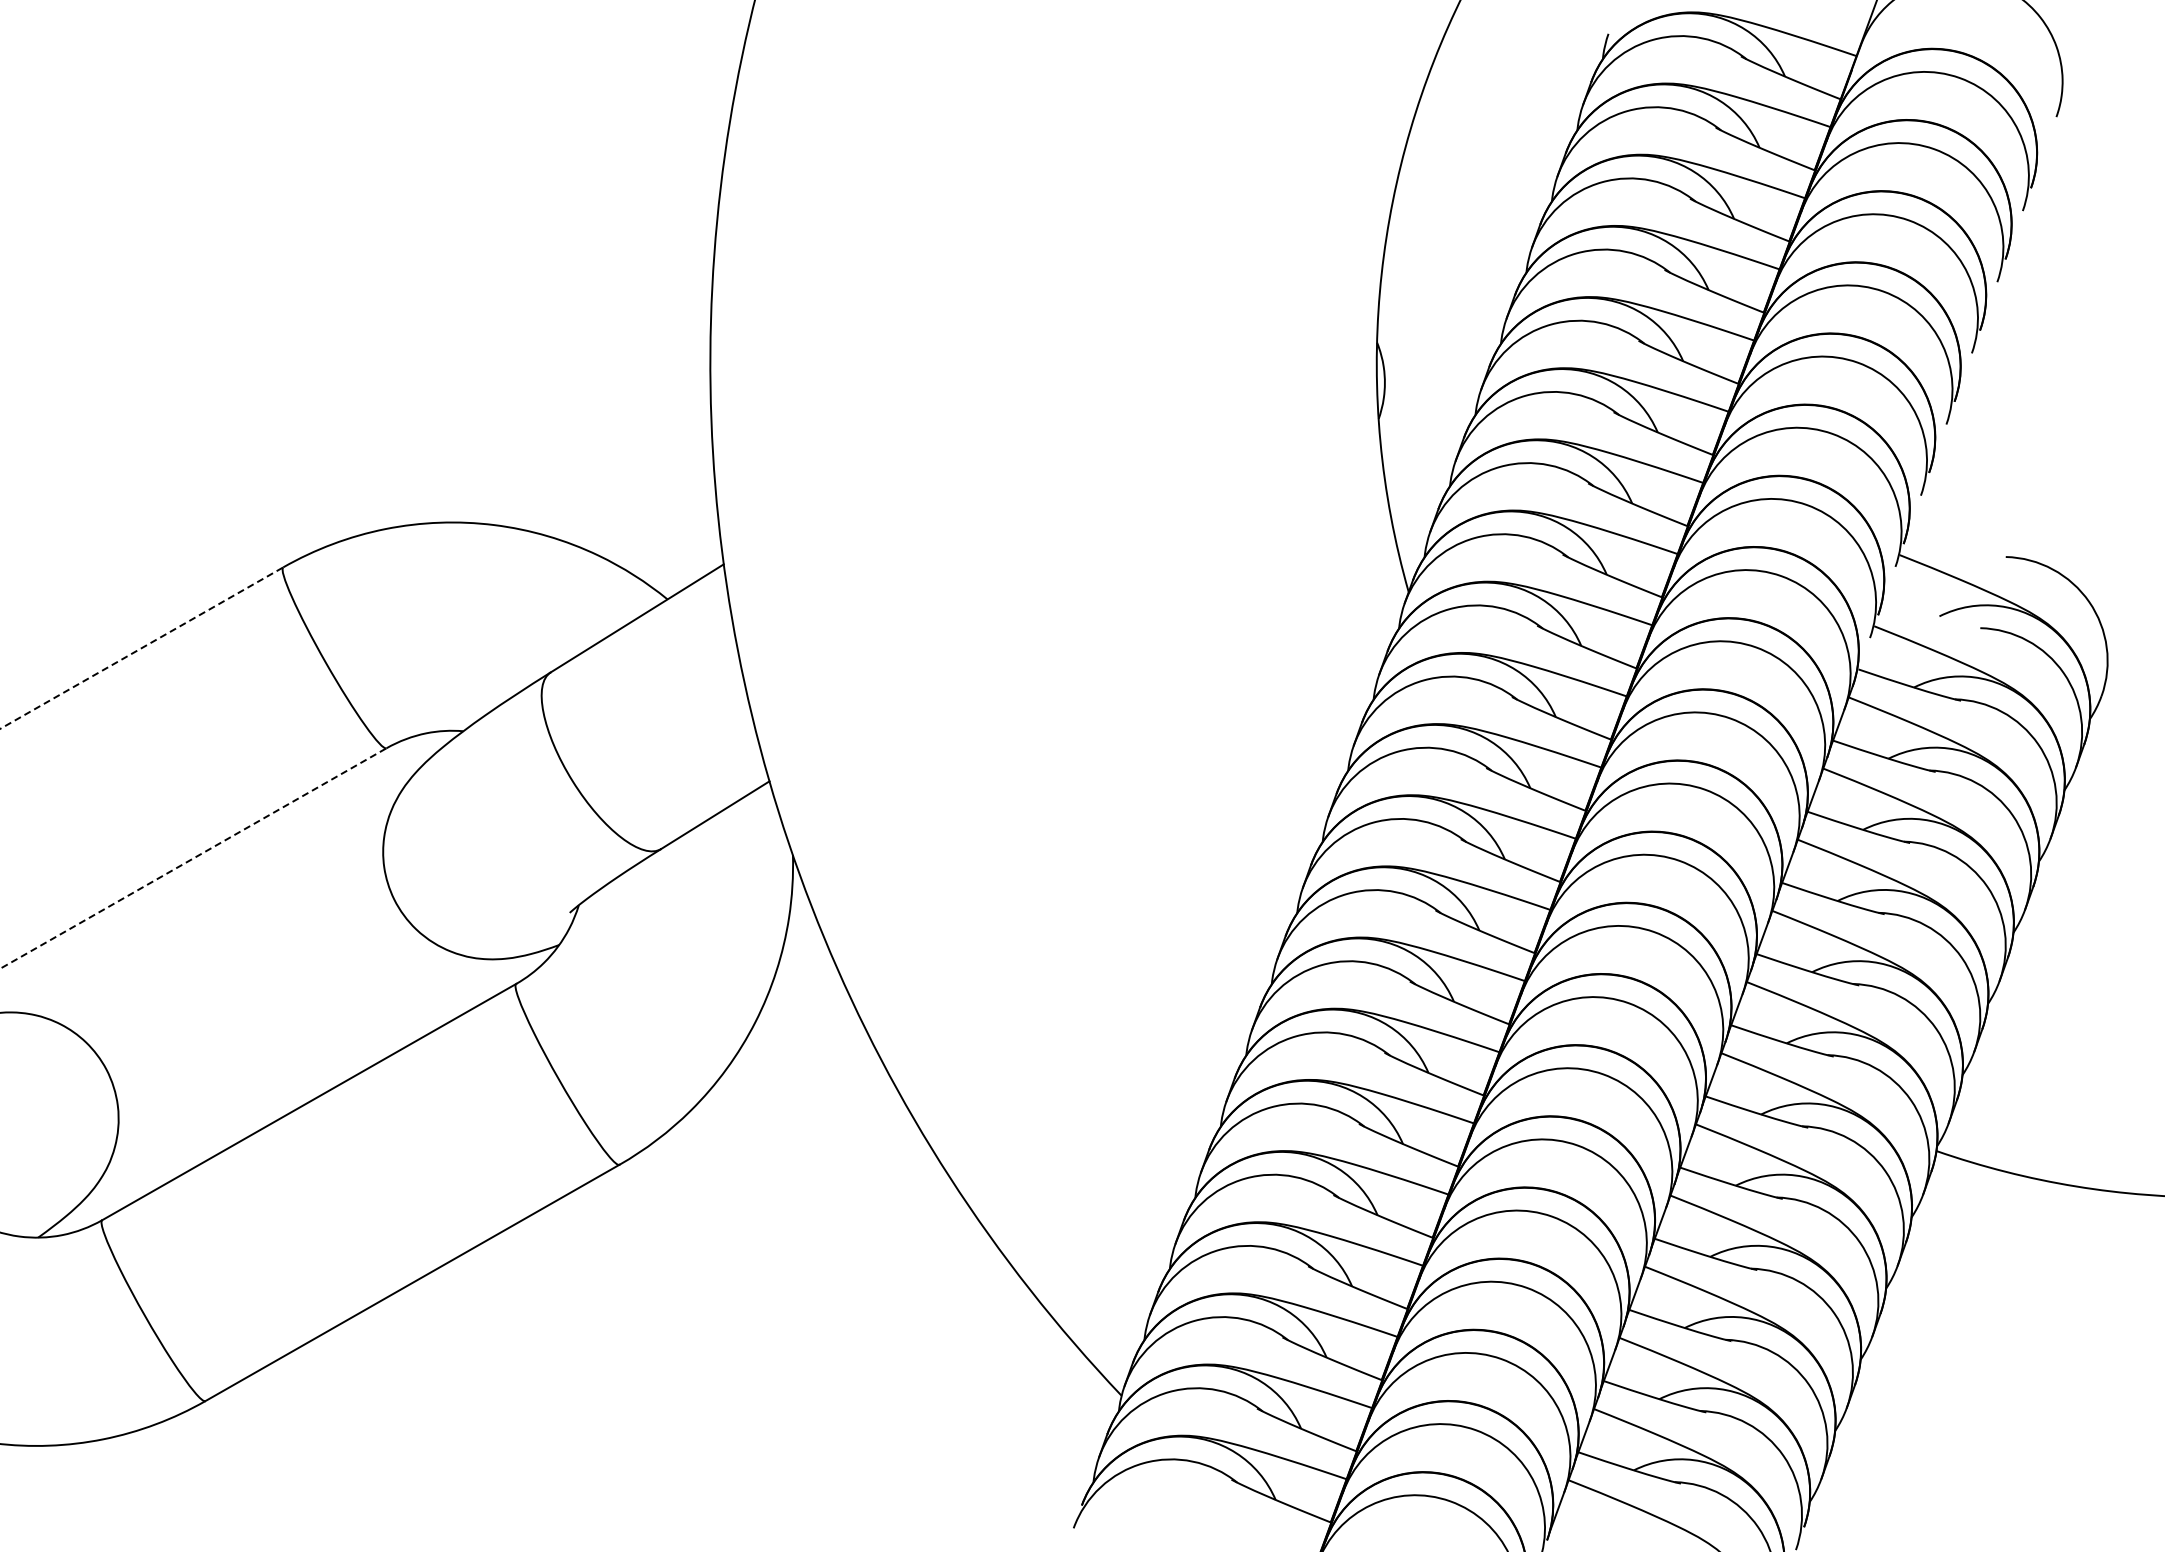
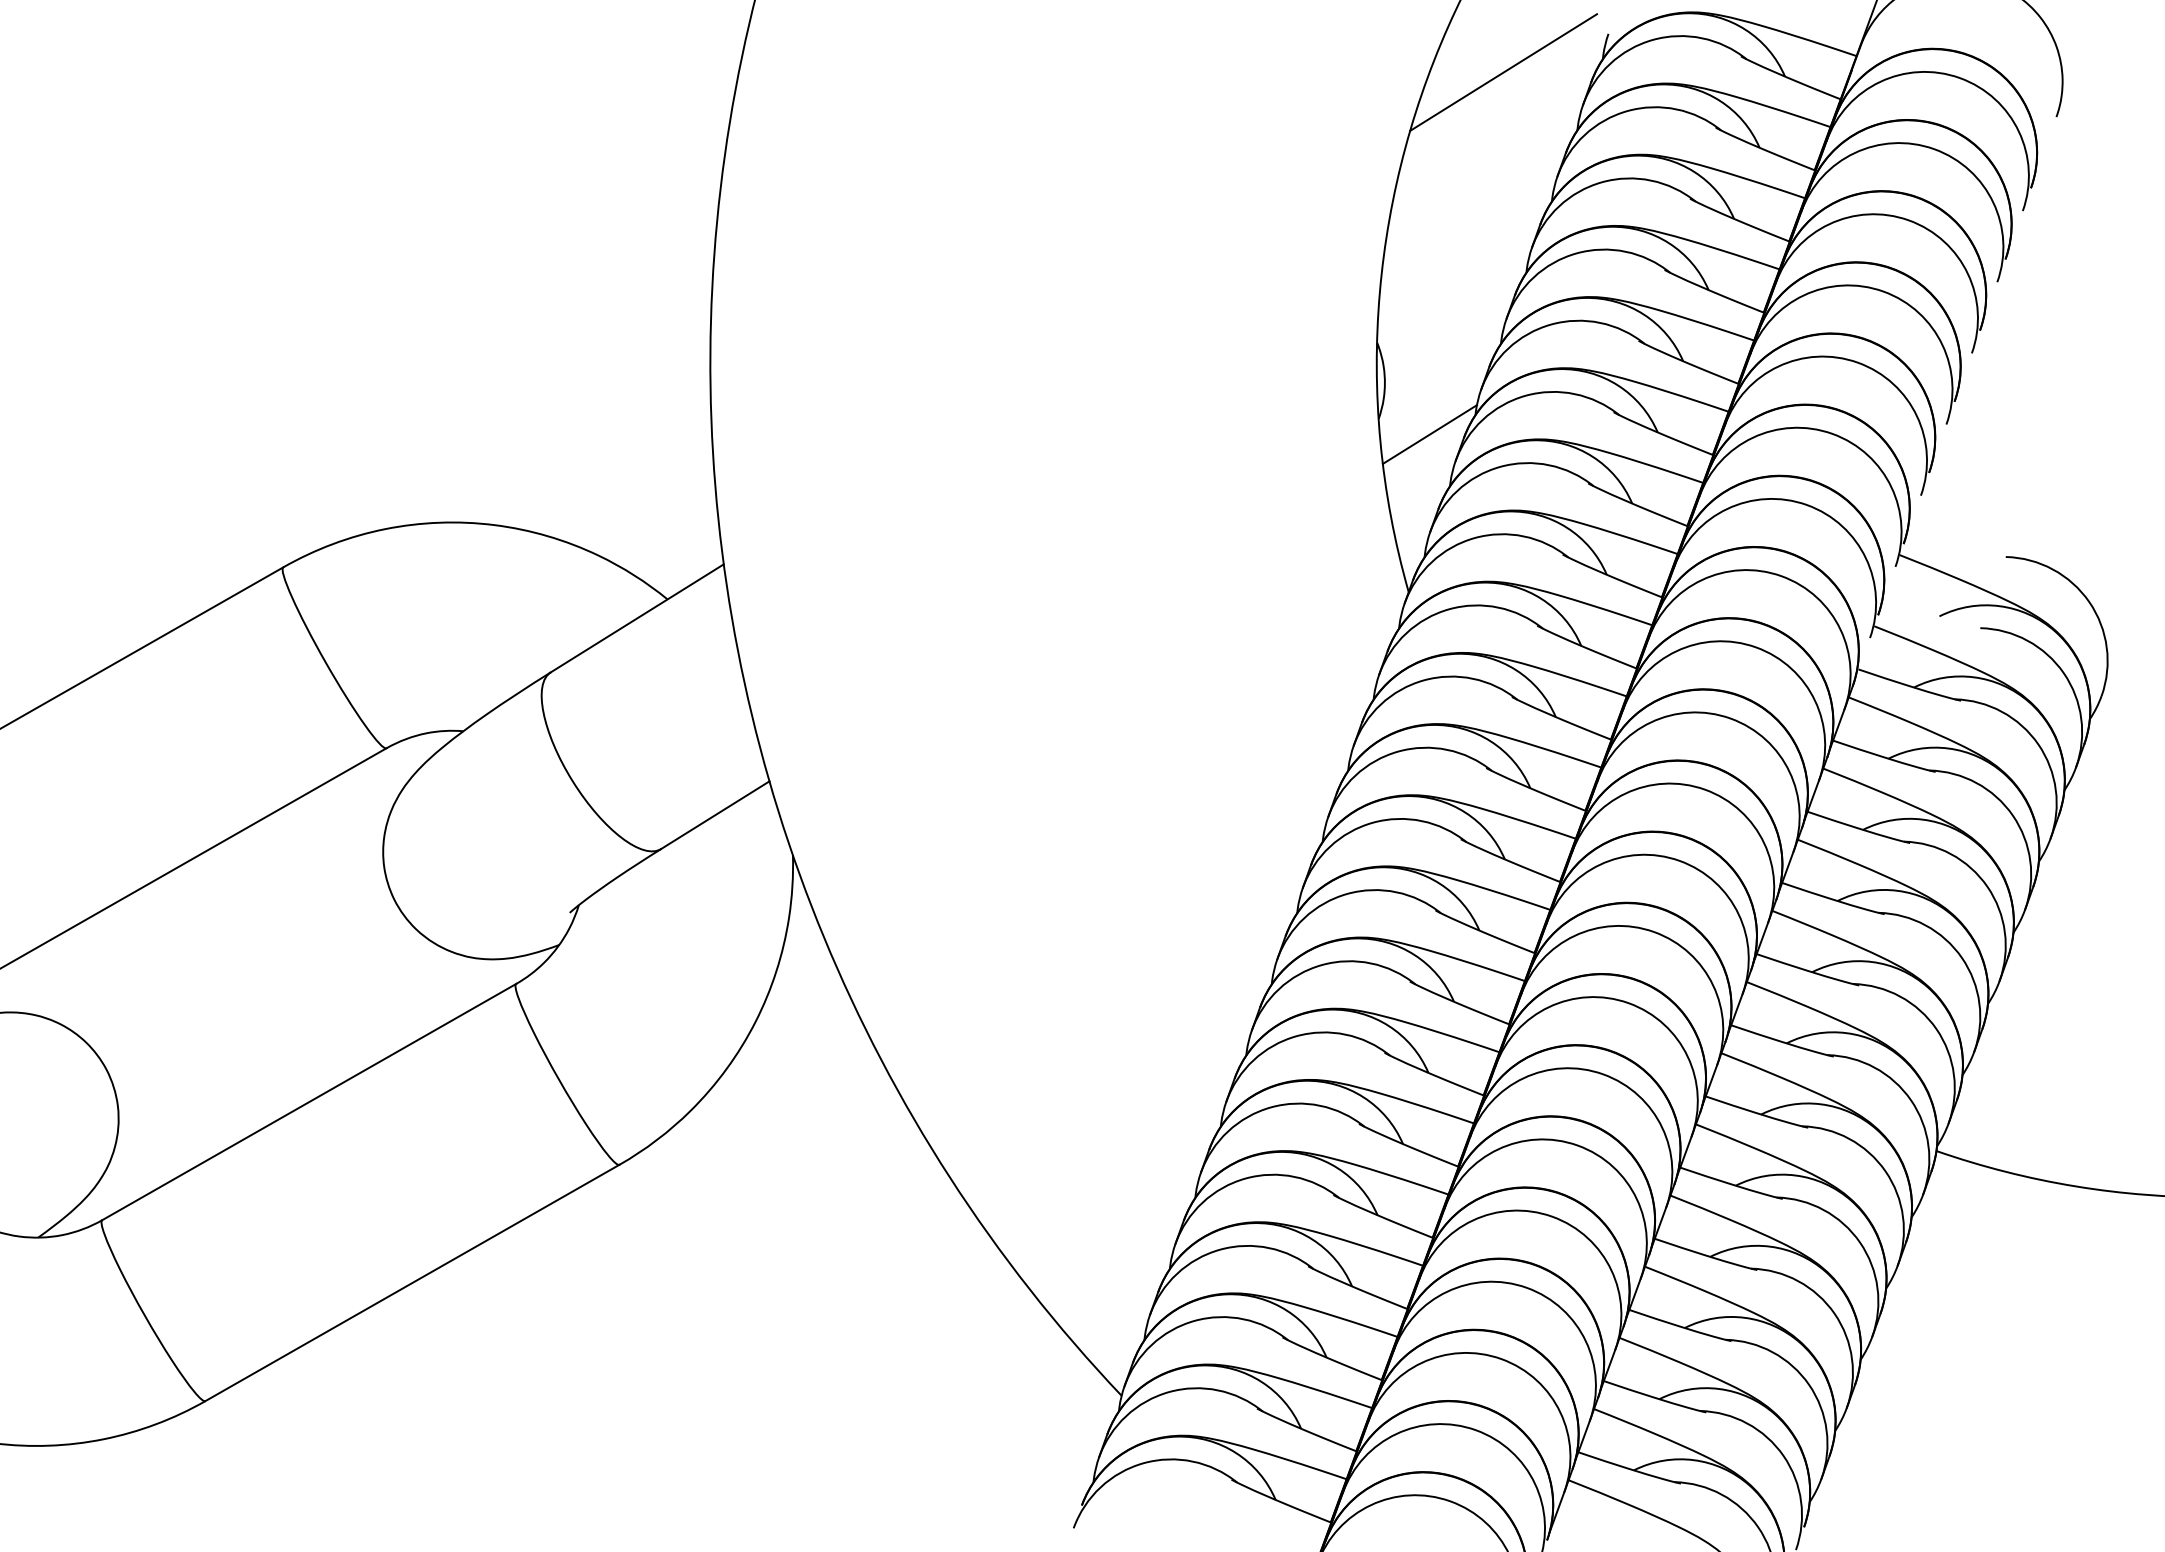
line: none -> present (1503, 72)
line: none -> present (1429, 434)
line: dashed -> solid (141, 648)
line: dashed -> solid (193, 858)
